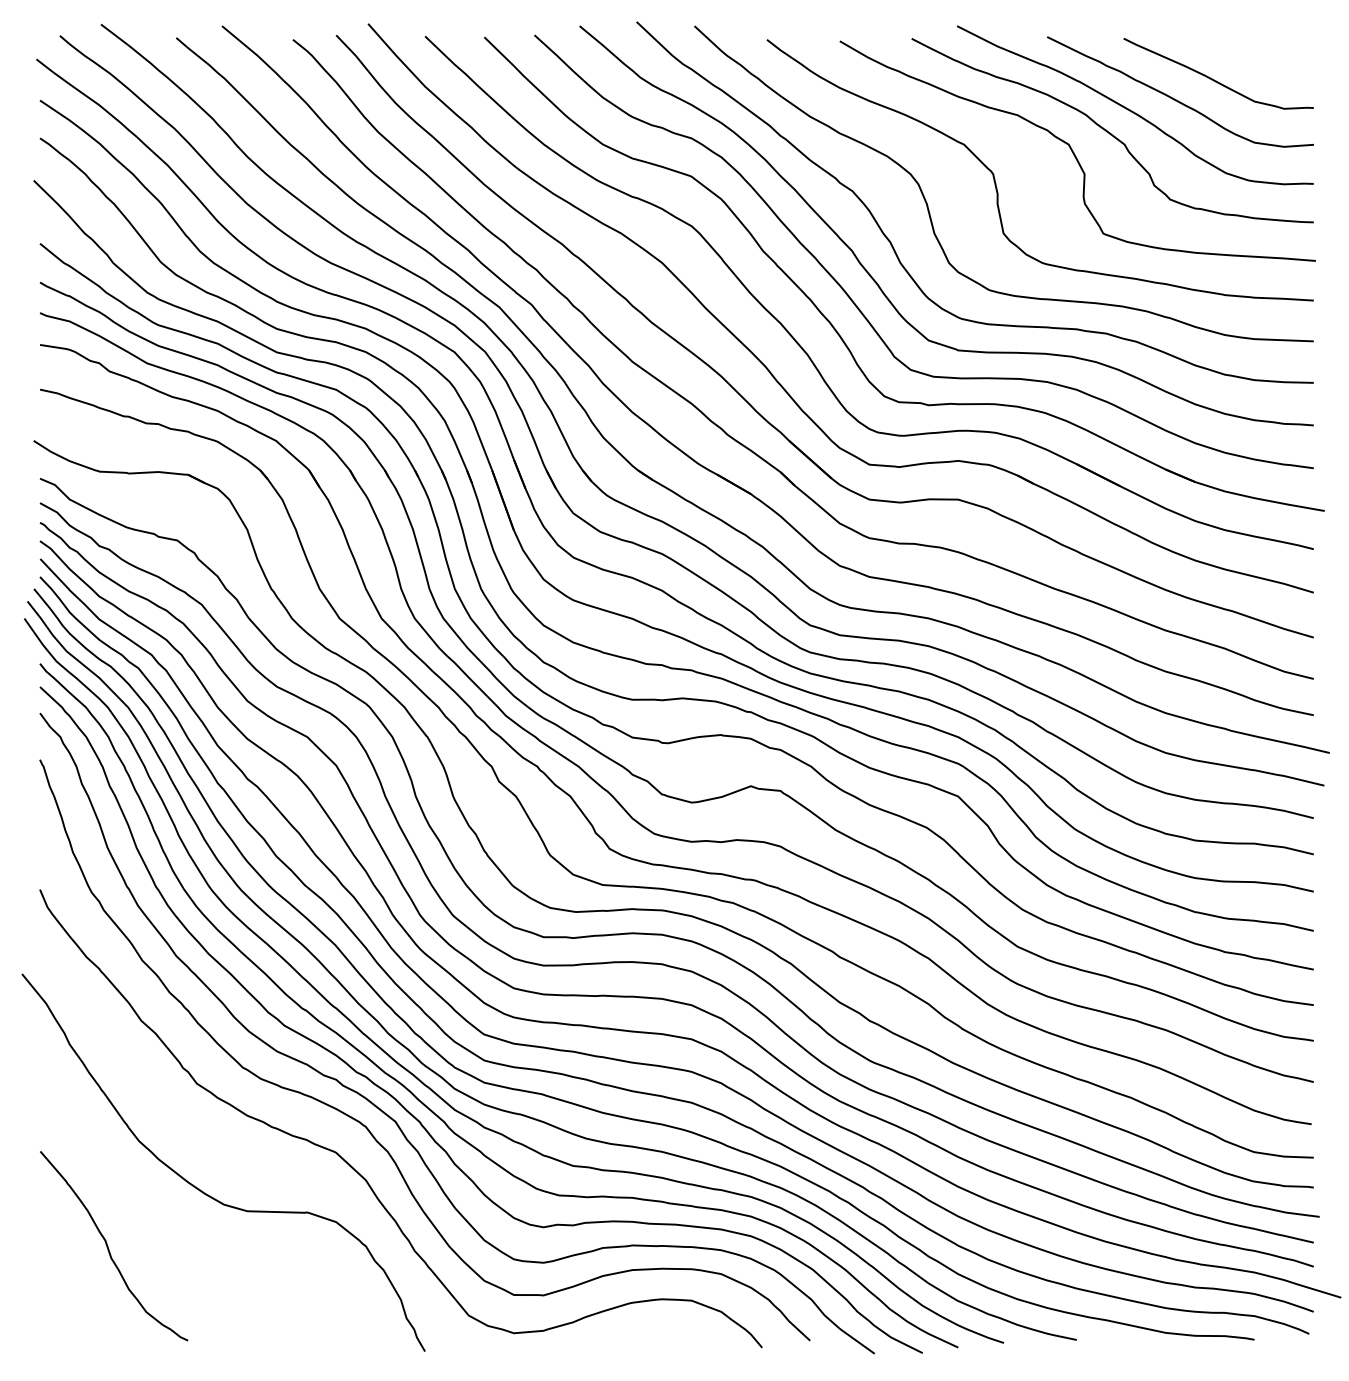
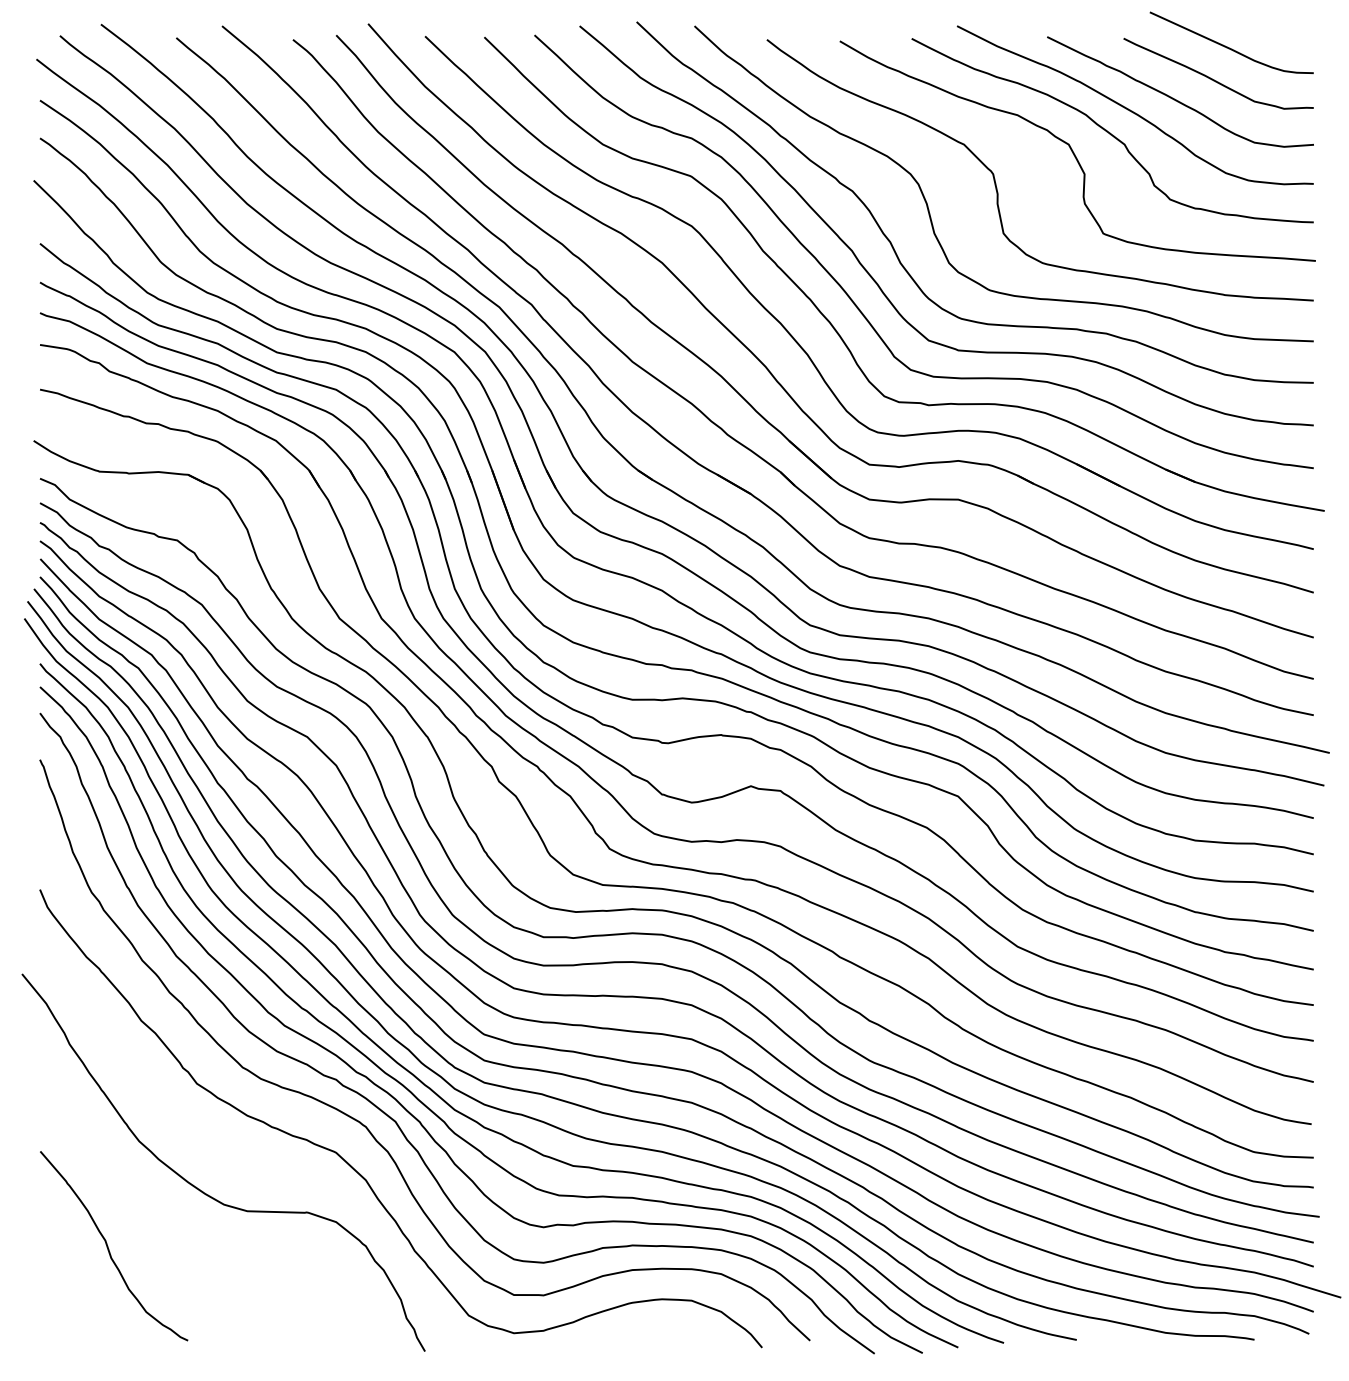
curve: none -> present (1229, 47)
